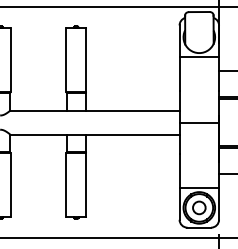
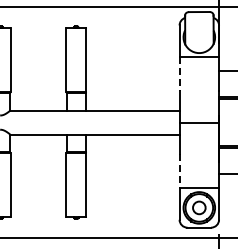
line: solid -> dashed (179, 74)
line: solid -> dashed (179, 171)
